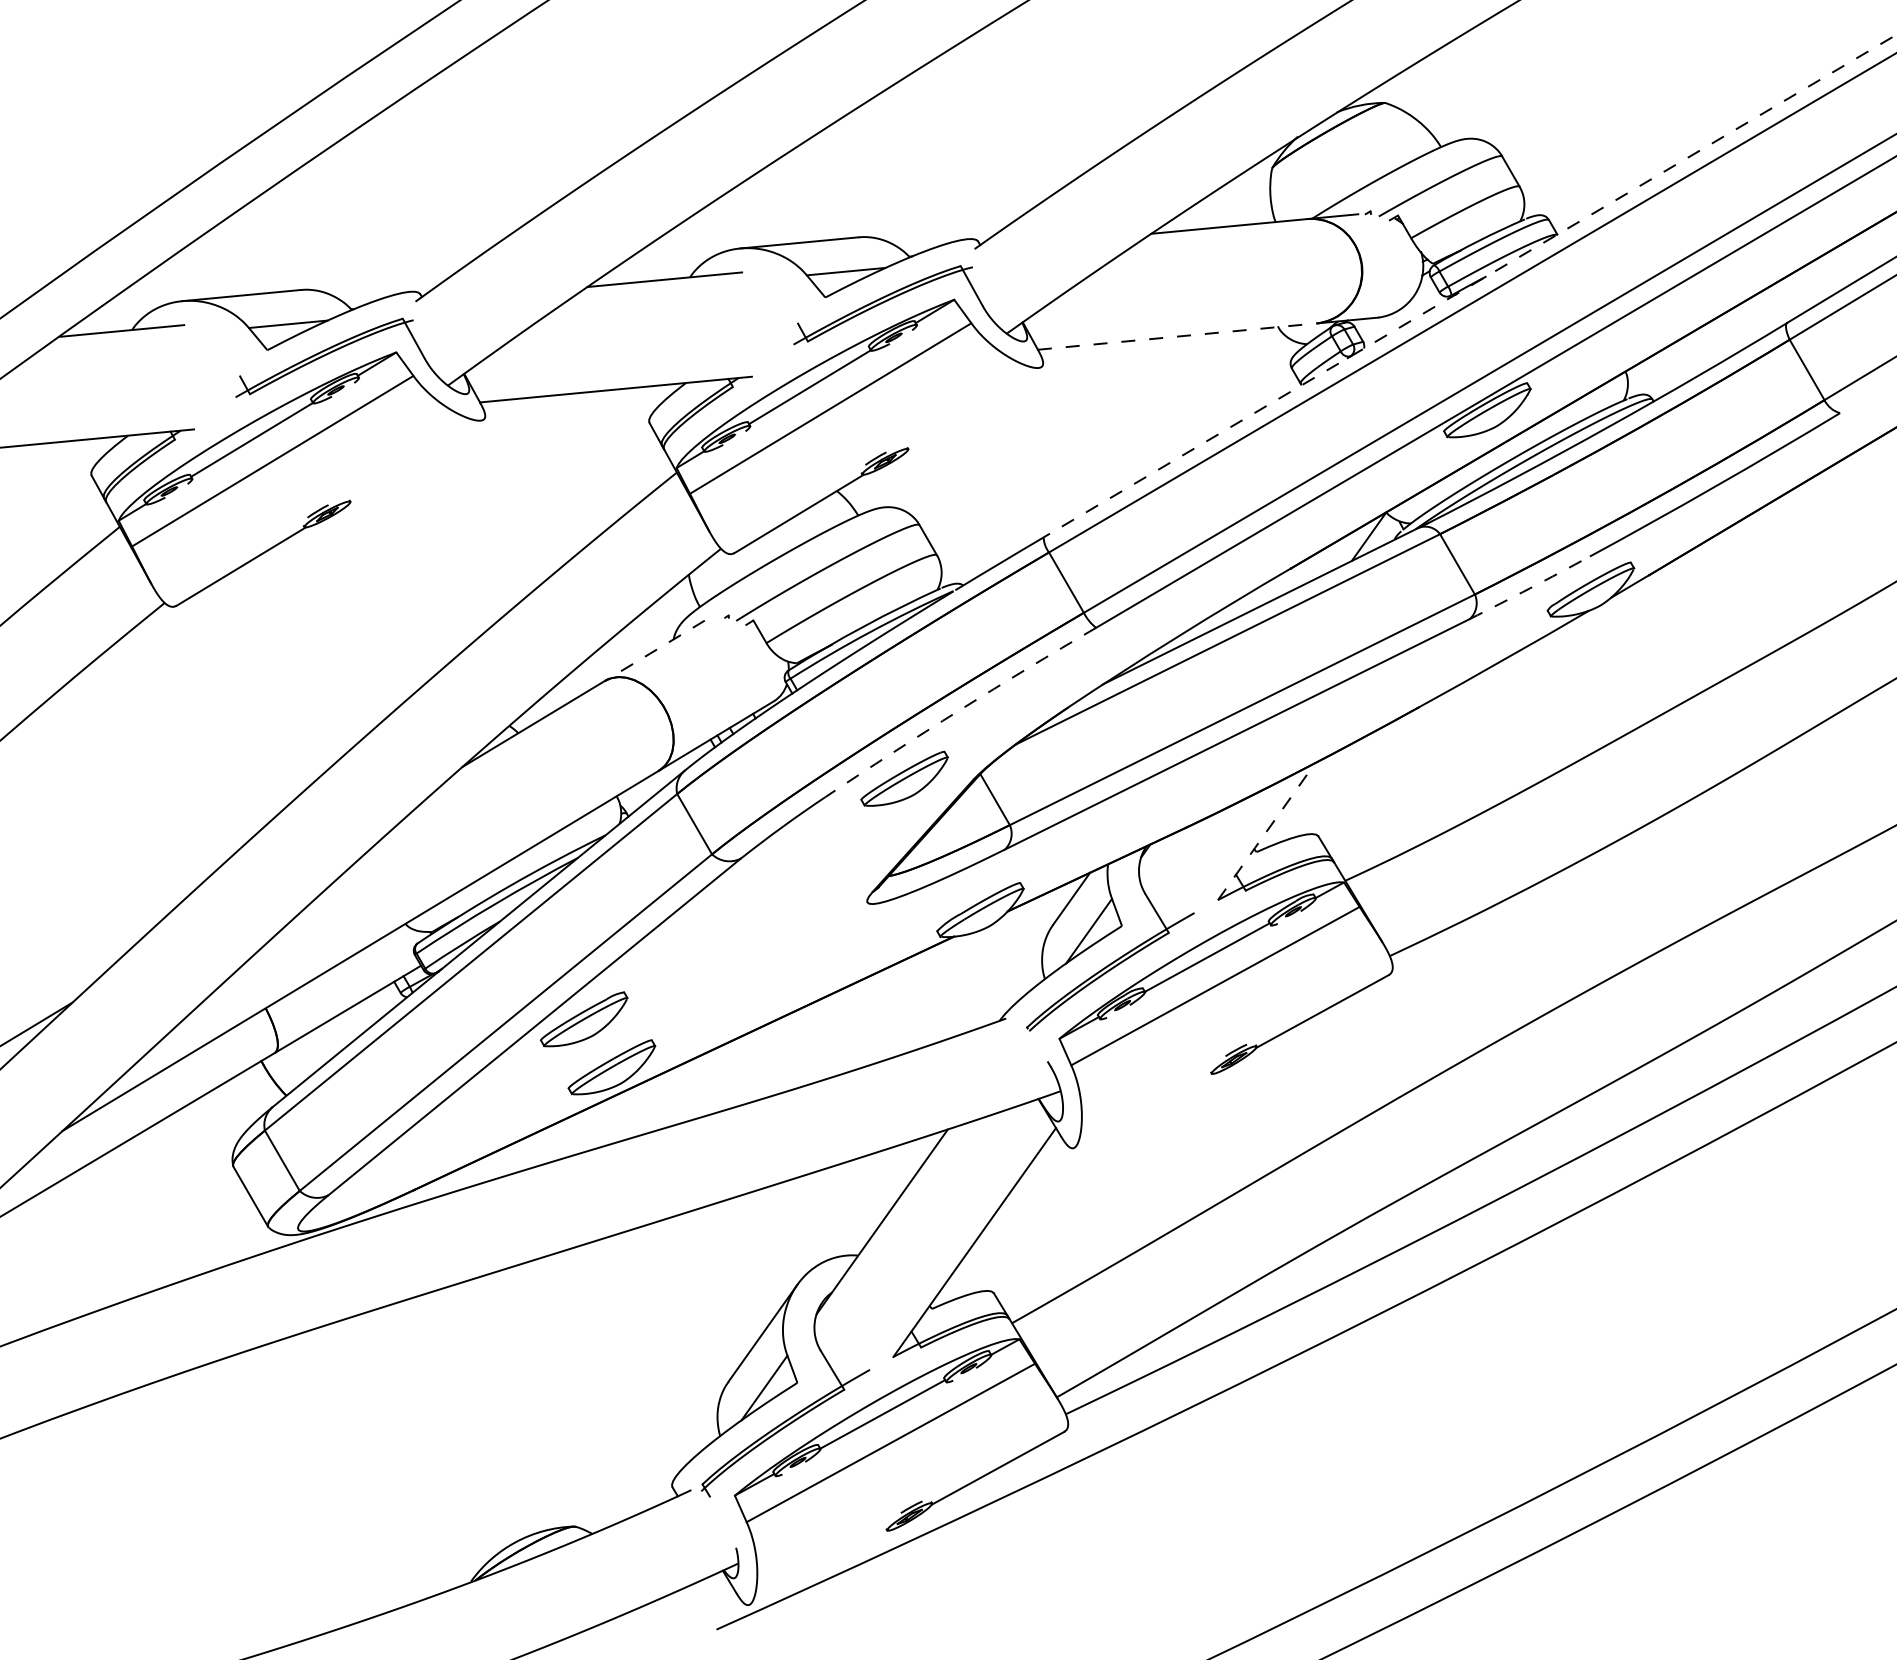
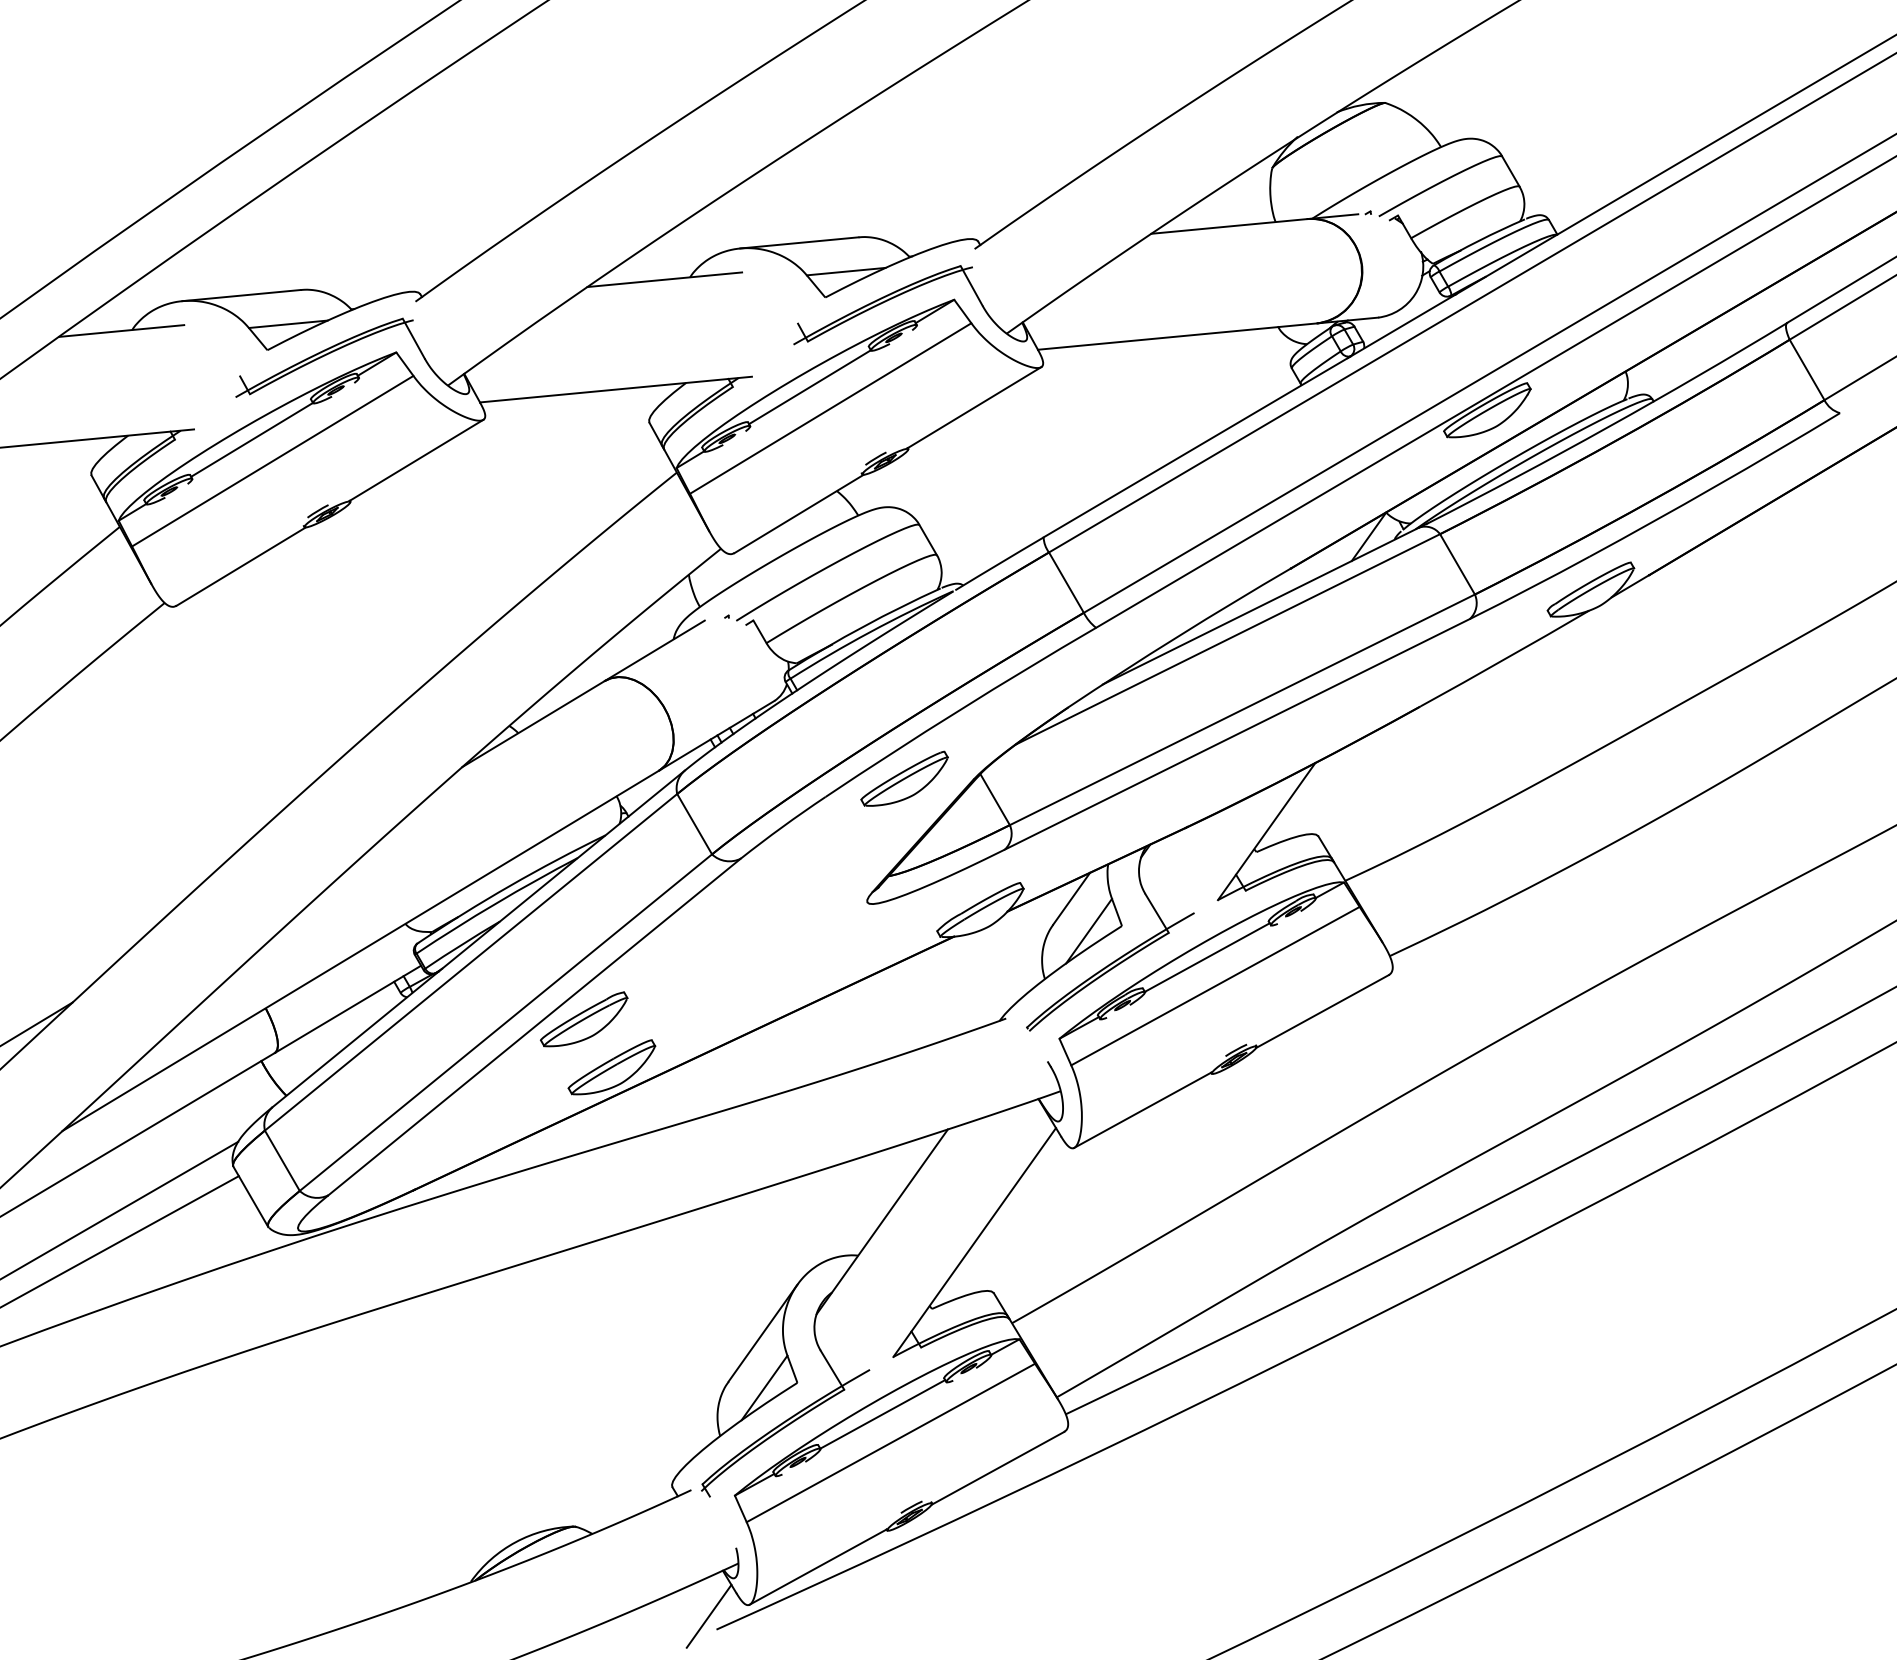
line: dashed -> solid (1469, 286)
line: dashed -> solid (1178, 336)
line: none -> present (974, 407)
line: none -> present (416, 459)
arc: dashed -> solid (1530, 588)
line: dashed -> solid (654, 651)
arc: dashed -> solid (959, 710)
line: dashed -> solid (1266, 831)
line: none -> present (1142, 1109)
line: none -> present (120, 1209)
line: none -> present (120, 1241)
line: none -> present (817, 1566)
line: none -> present (708, 1615)
